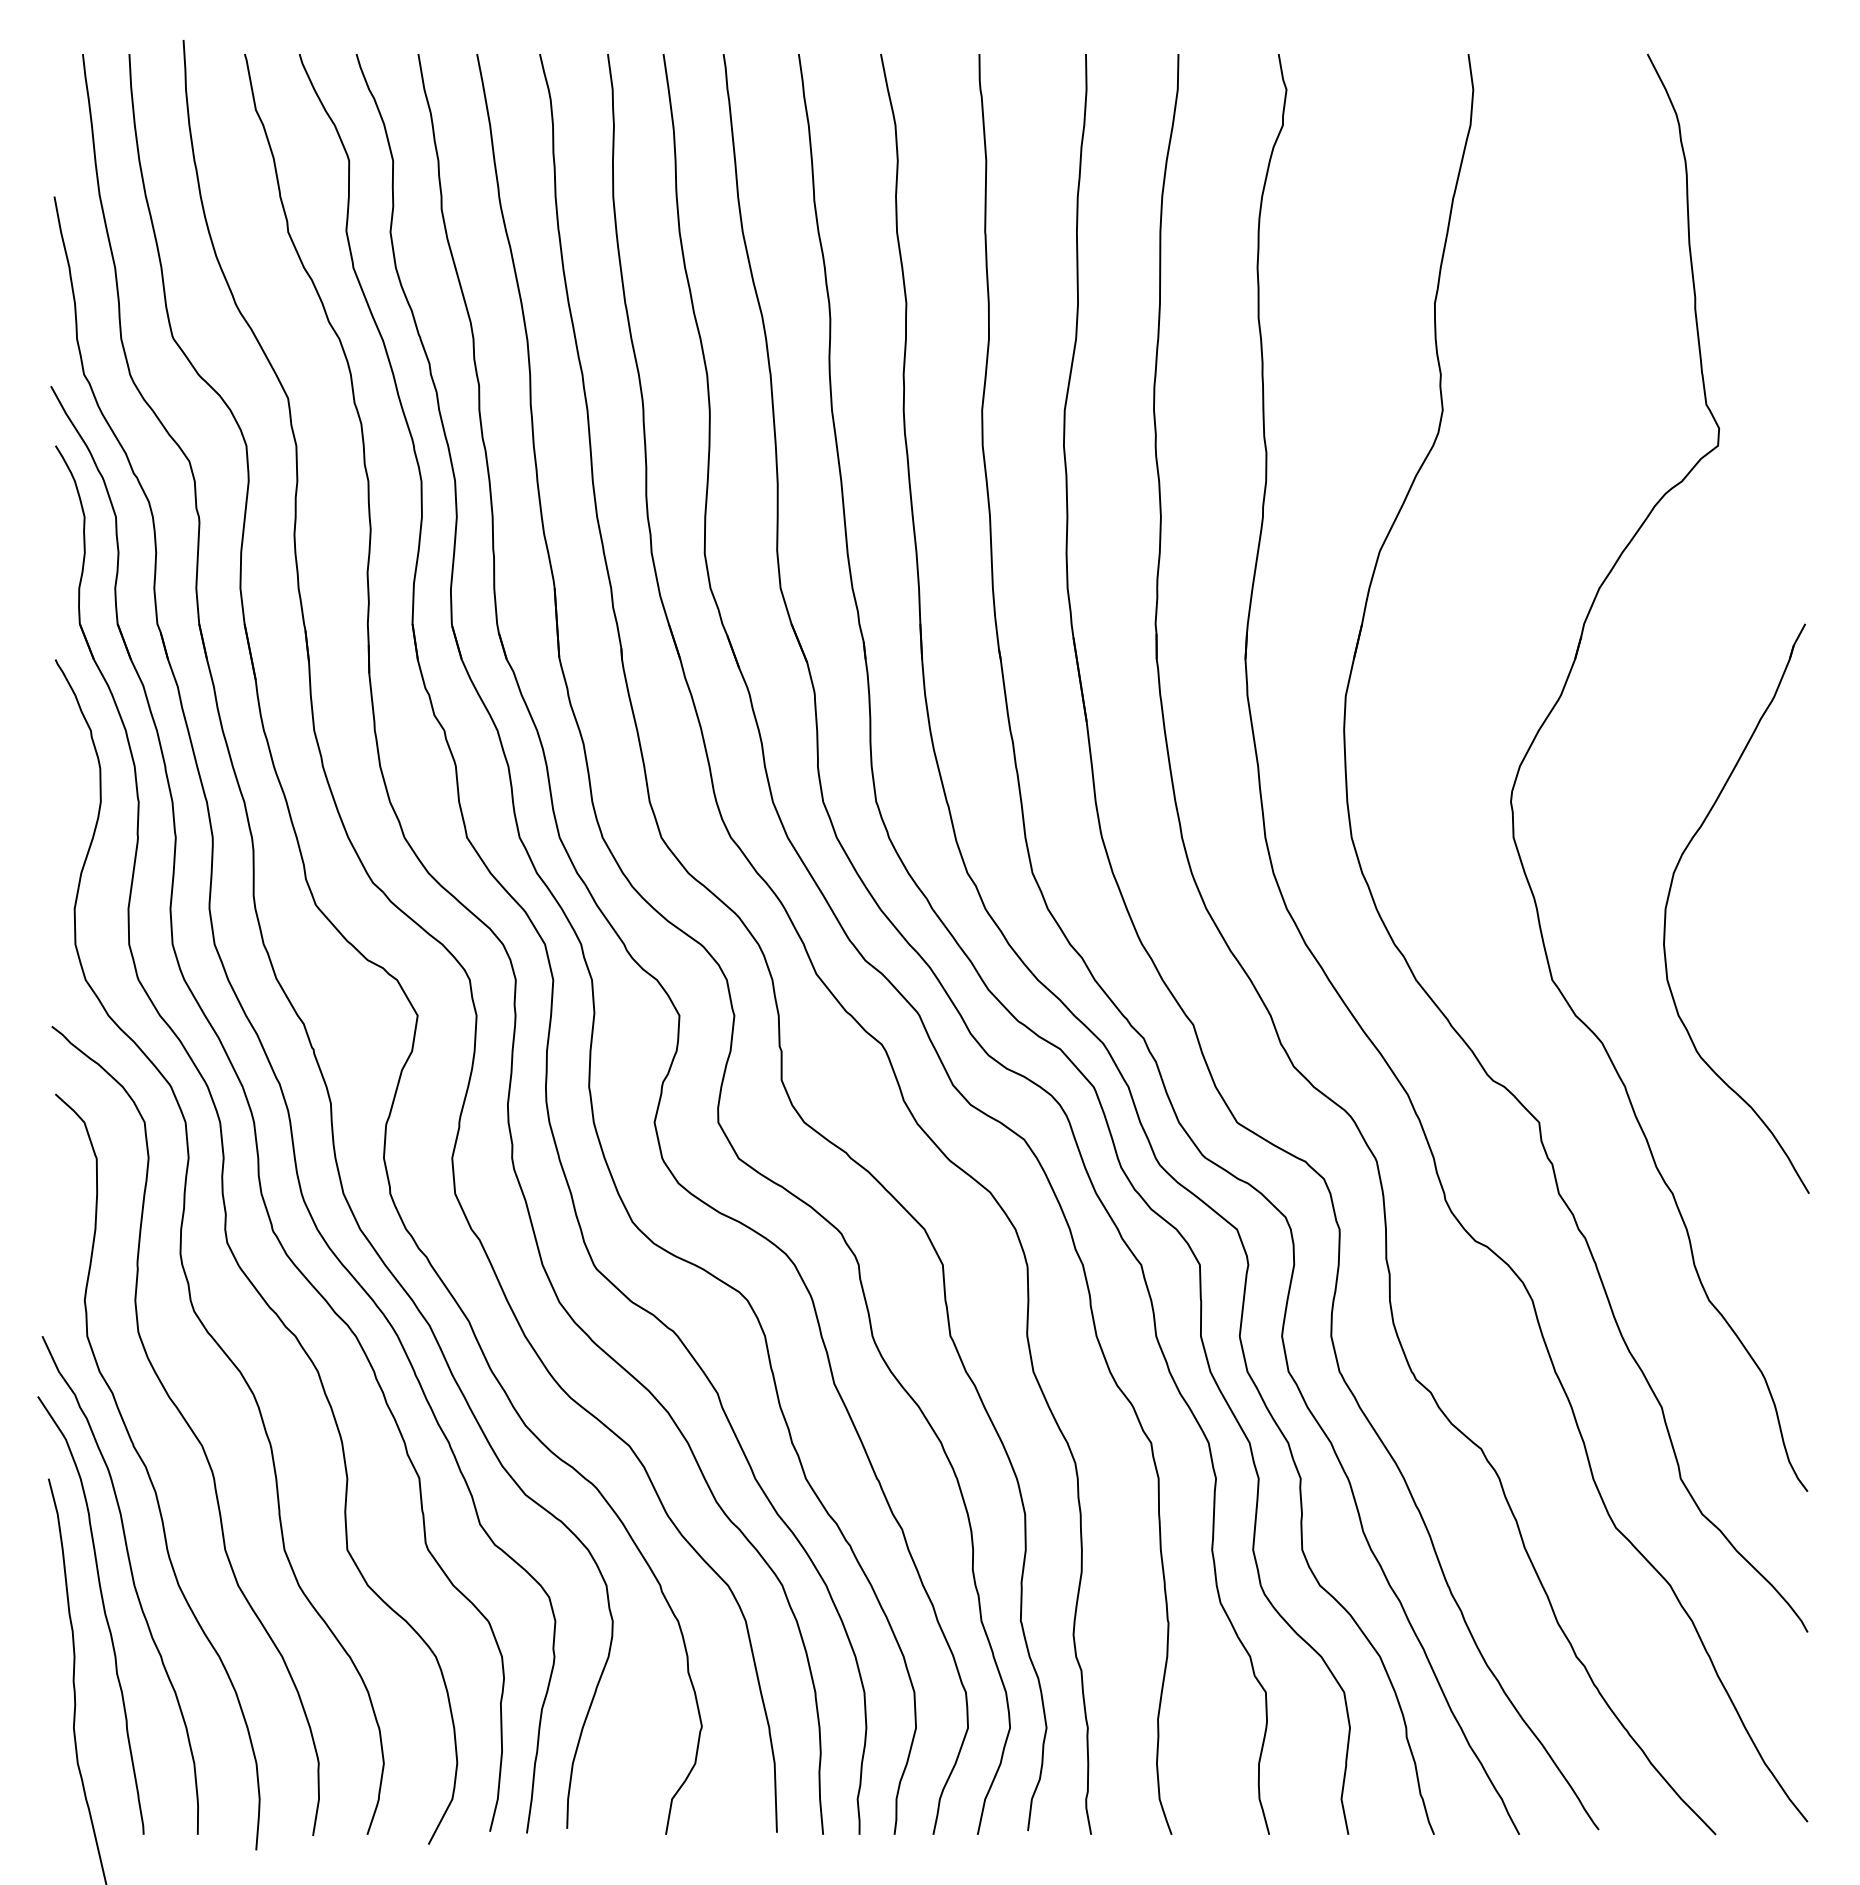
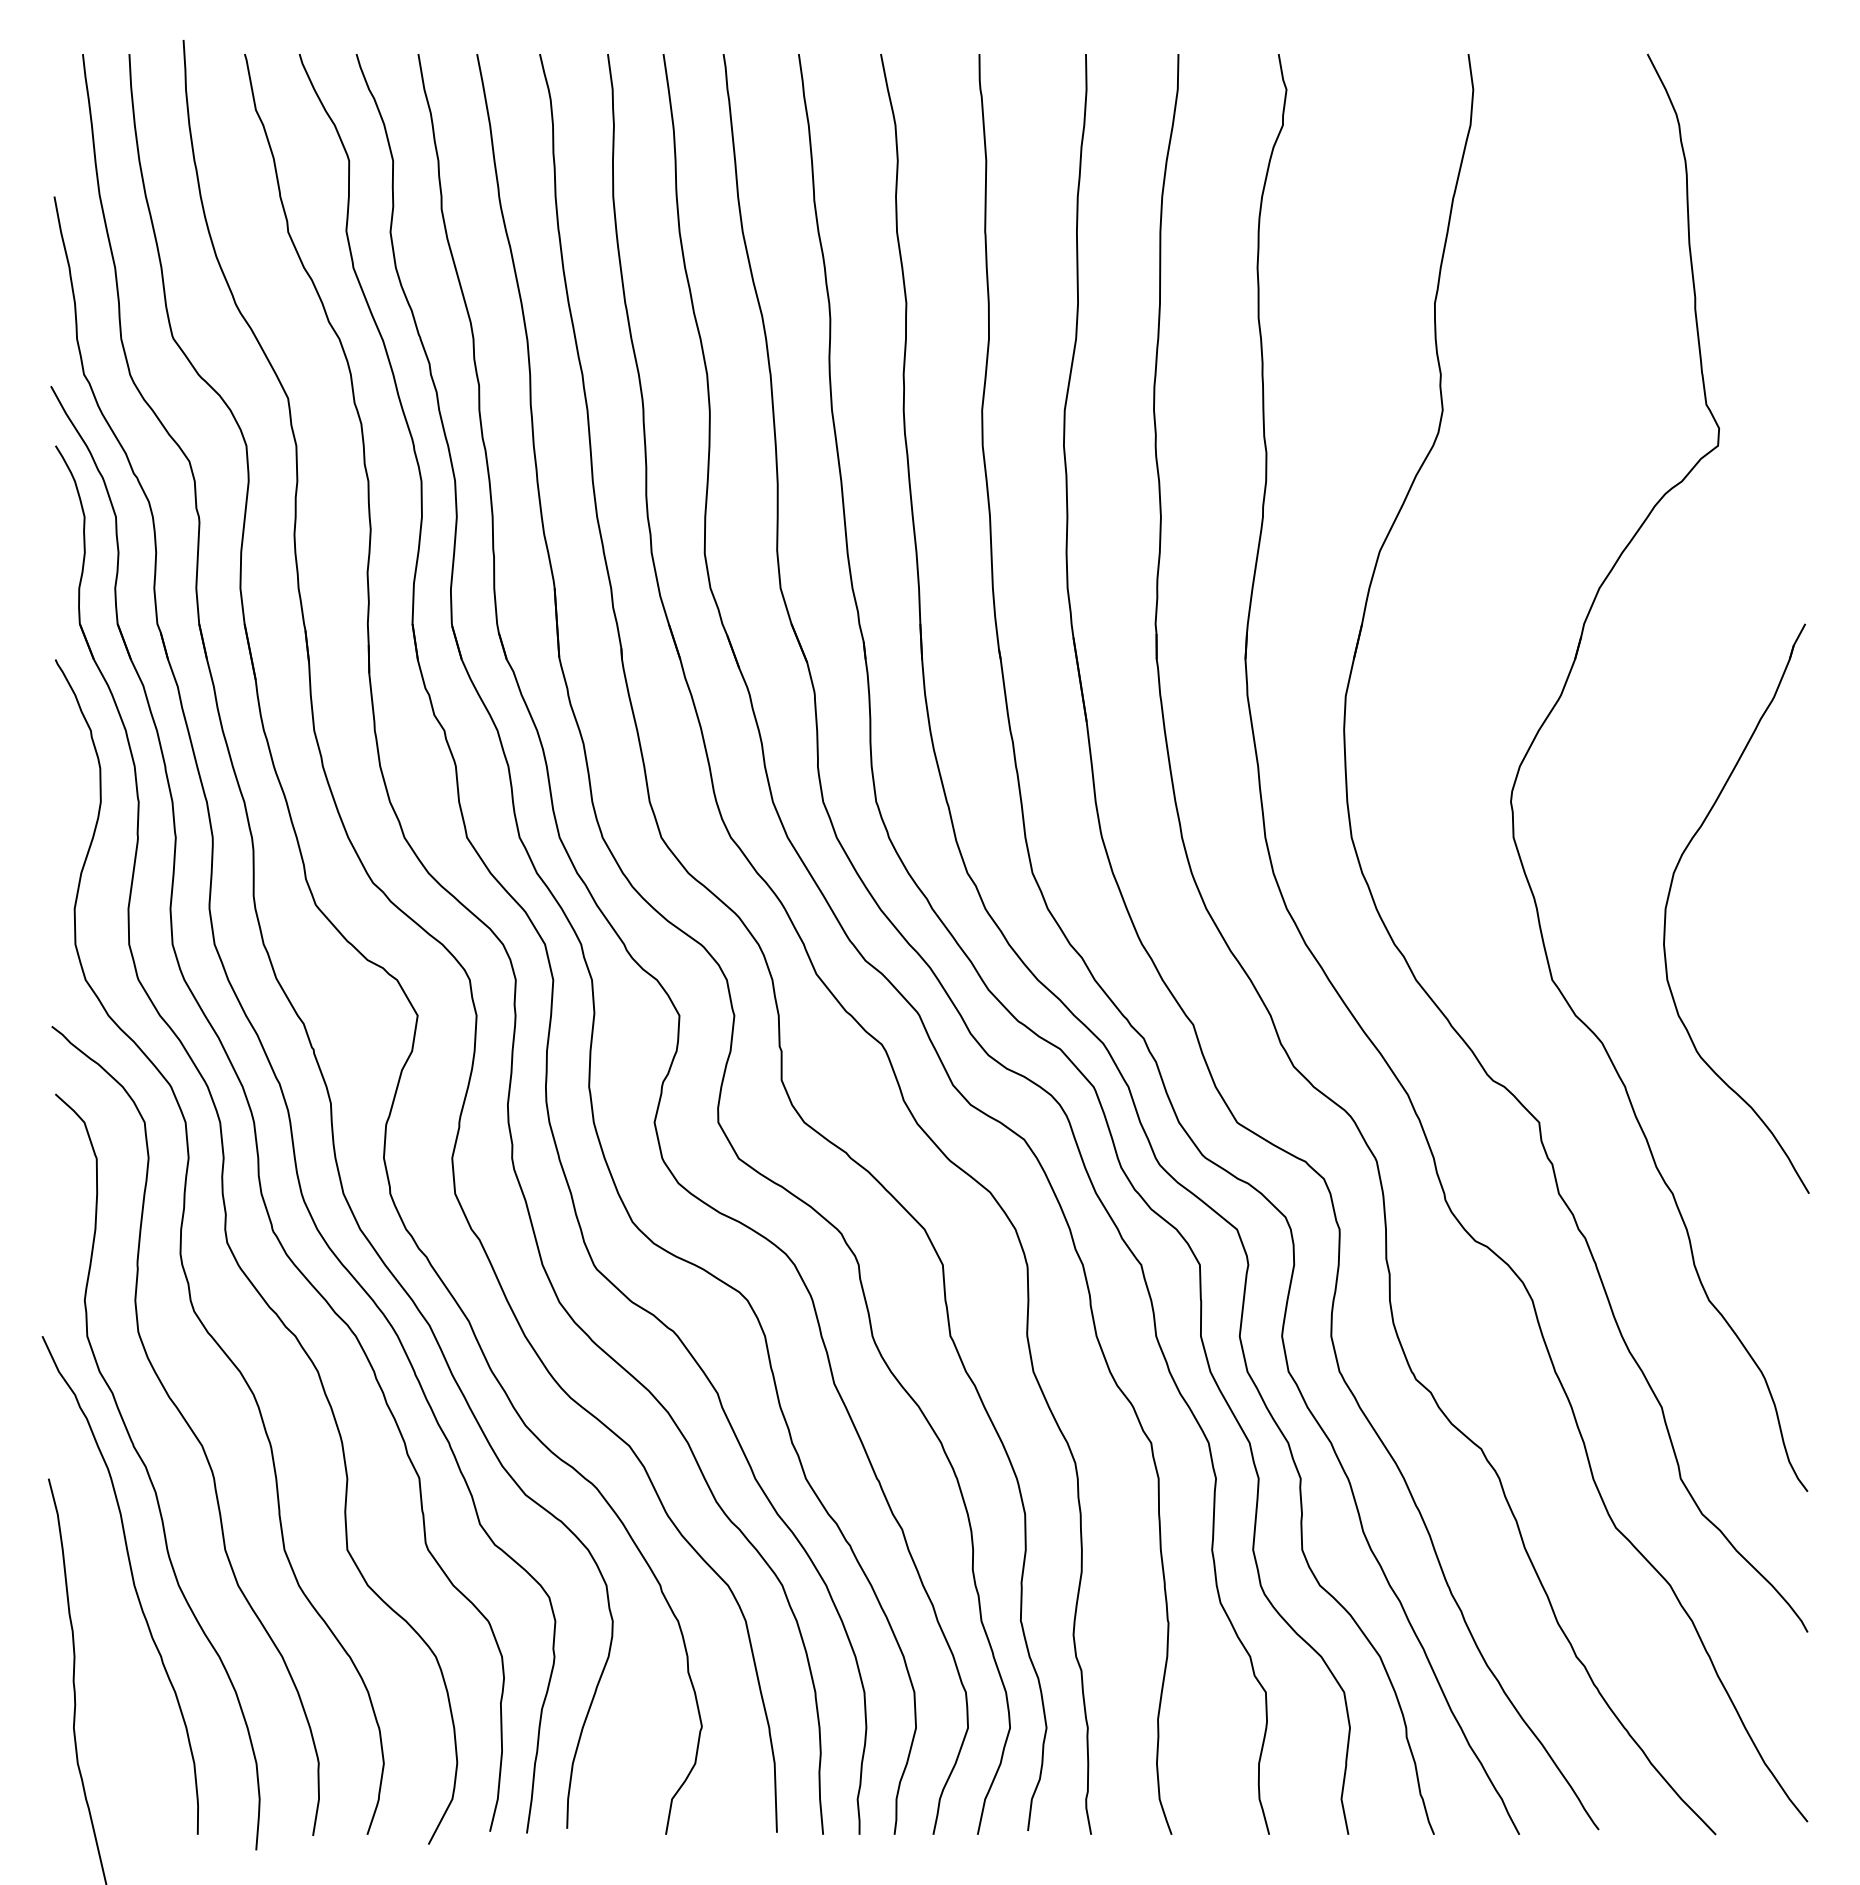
curve: present -> none (103, 1611)
